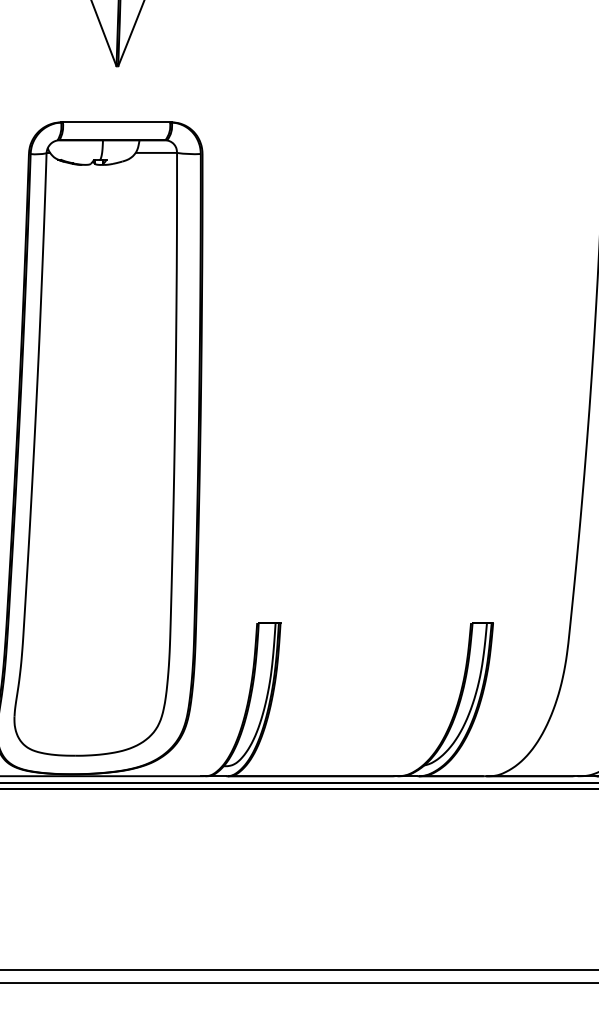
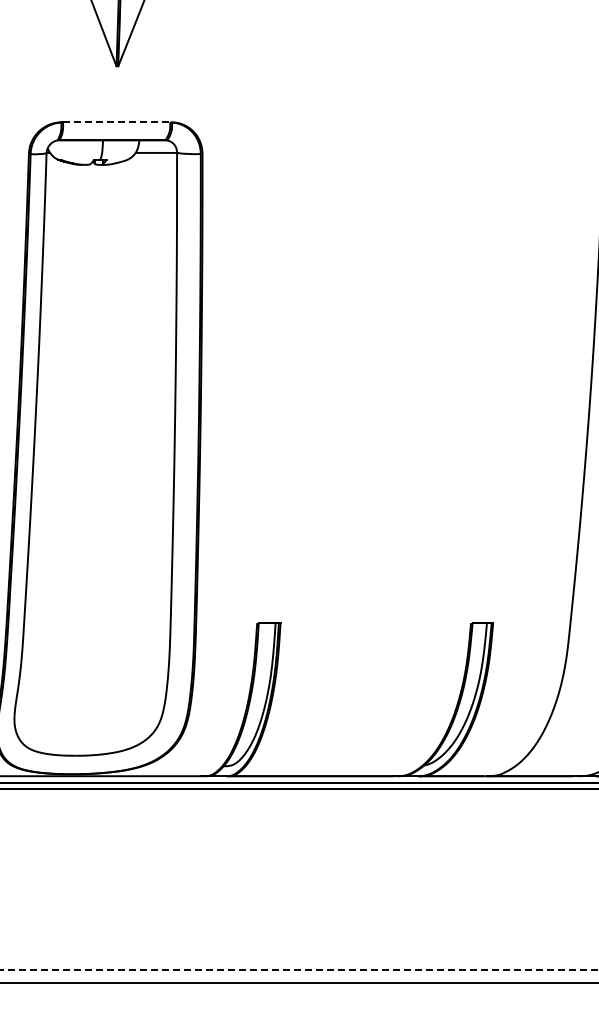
line: solid -> dashed (117, 122)
line: solid -> dashed (299, 970)
